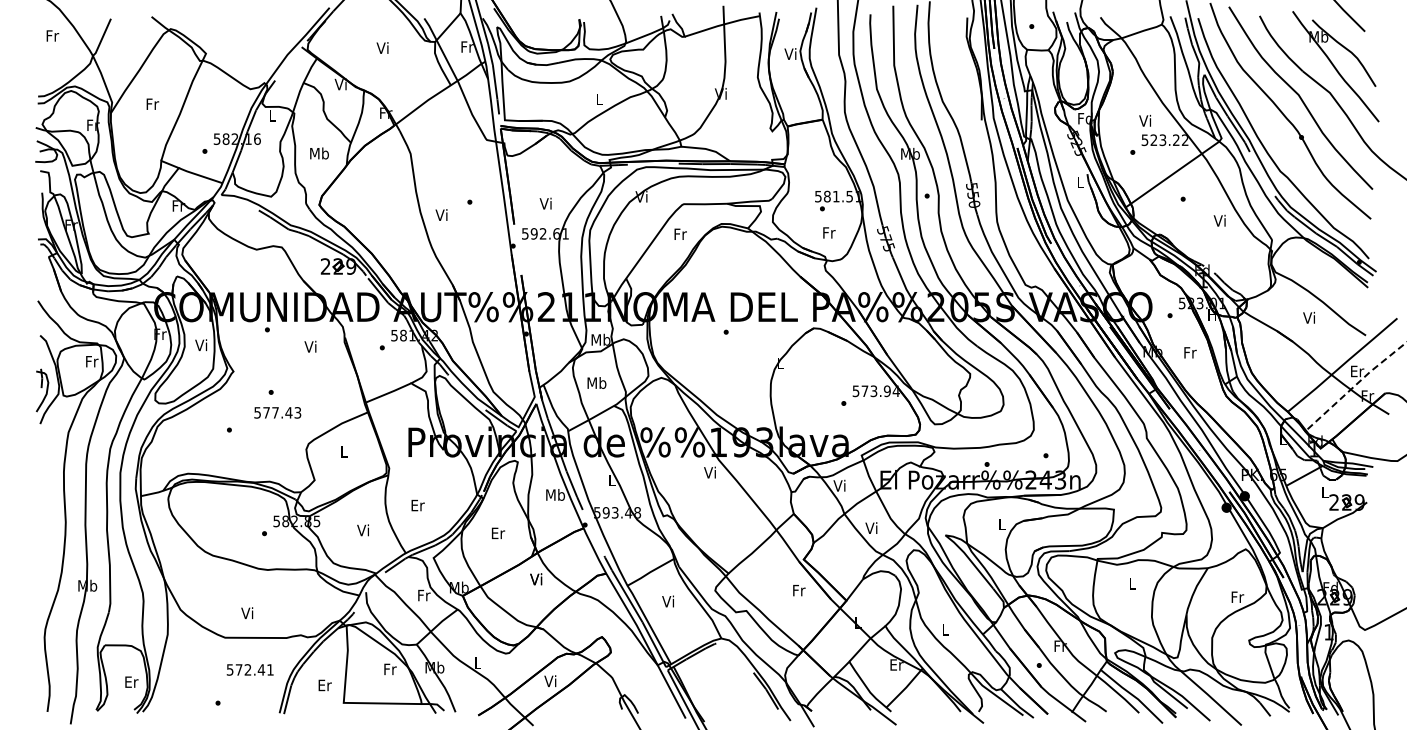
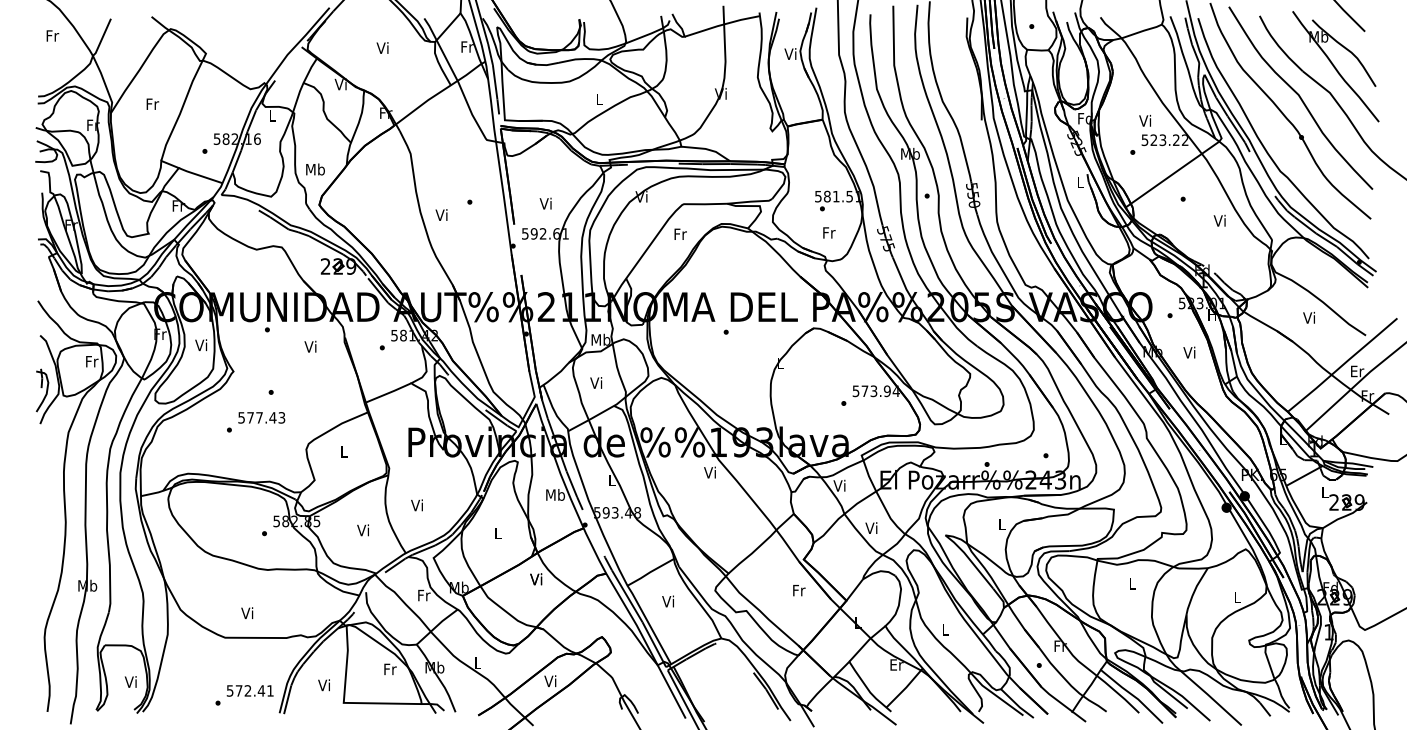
text position: (319, 153) -> (315, 169) (315, 169)
text: Fr -> Vi (1189, 352)
text: Mb -> Vi (596, 382)
line: dashed -> solid (1355, 385)
text position: (277, 412) -> (261, 417) (261, 417)
text: Er -> Vi (417, 505)
text: Er -> L (498, 533)
text: Fr -> L (1237, 596)
text position: (249, 669) -> (249, 690) (249, 690)
text: Er -> Vi (131, 681)
text: Er -> Vi (324, 685)
